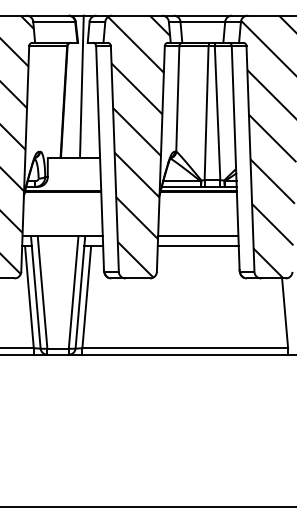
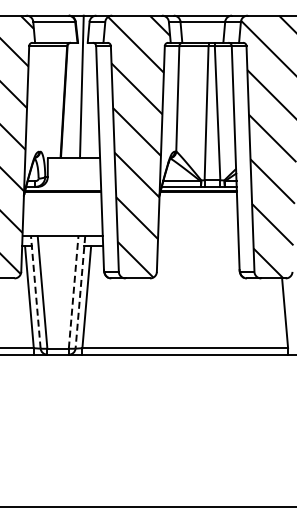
line: present -> none (198, 236)
line: present -> none (197, 246)
line: solid -> dashed (35, 291)
line: solid -> dashed (73, 291)
line: solid -> dashed (80, 292)
